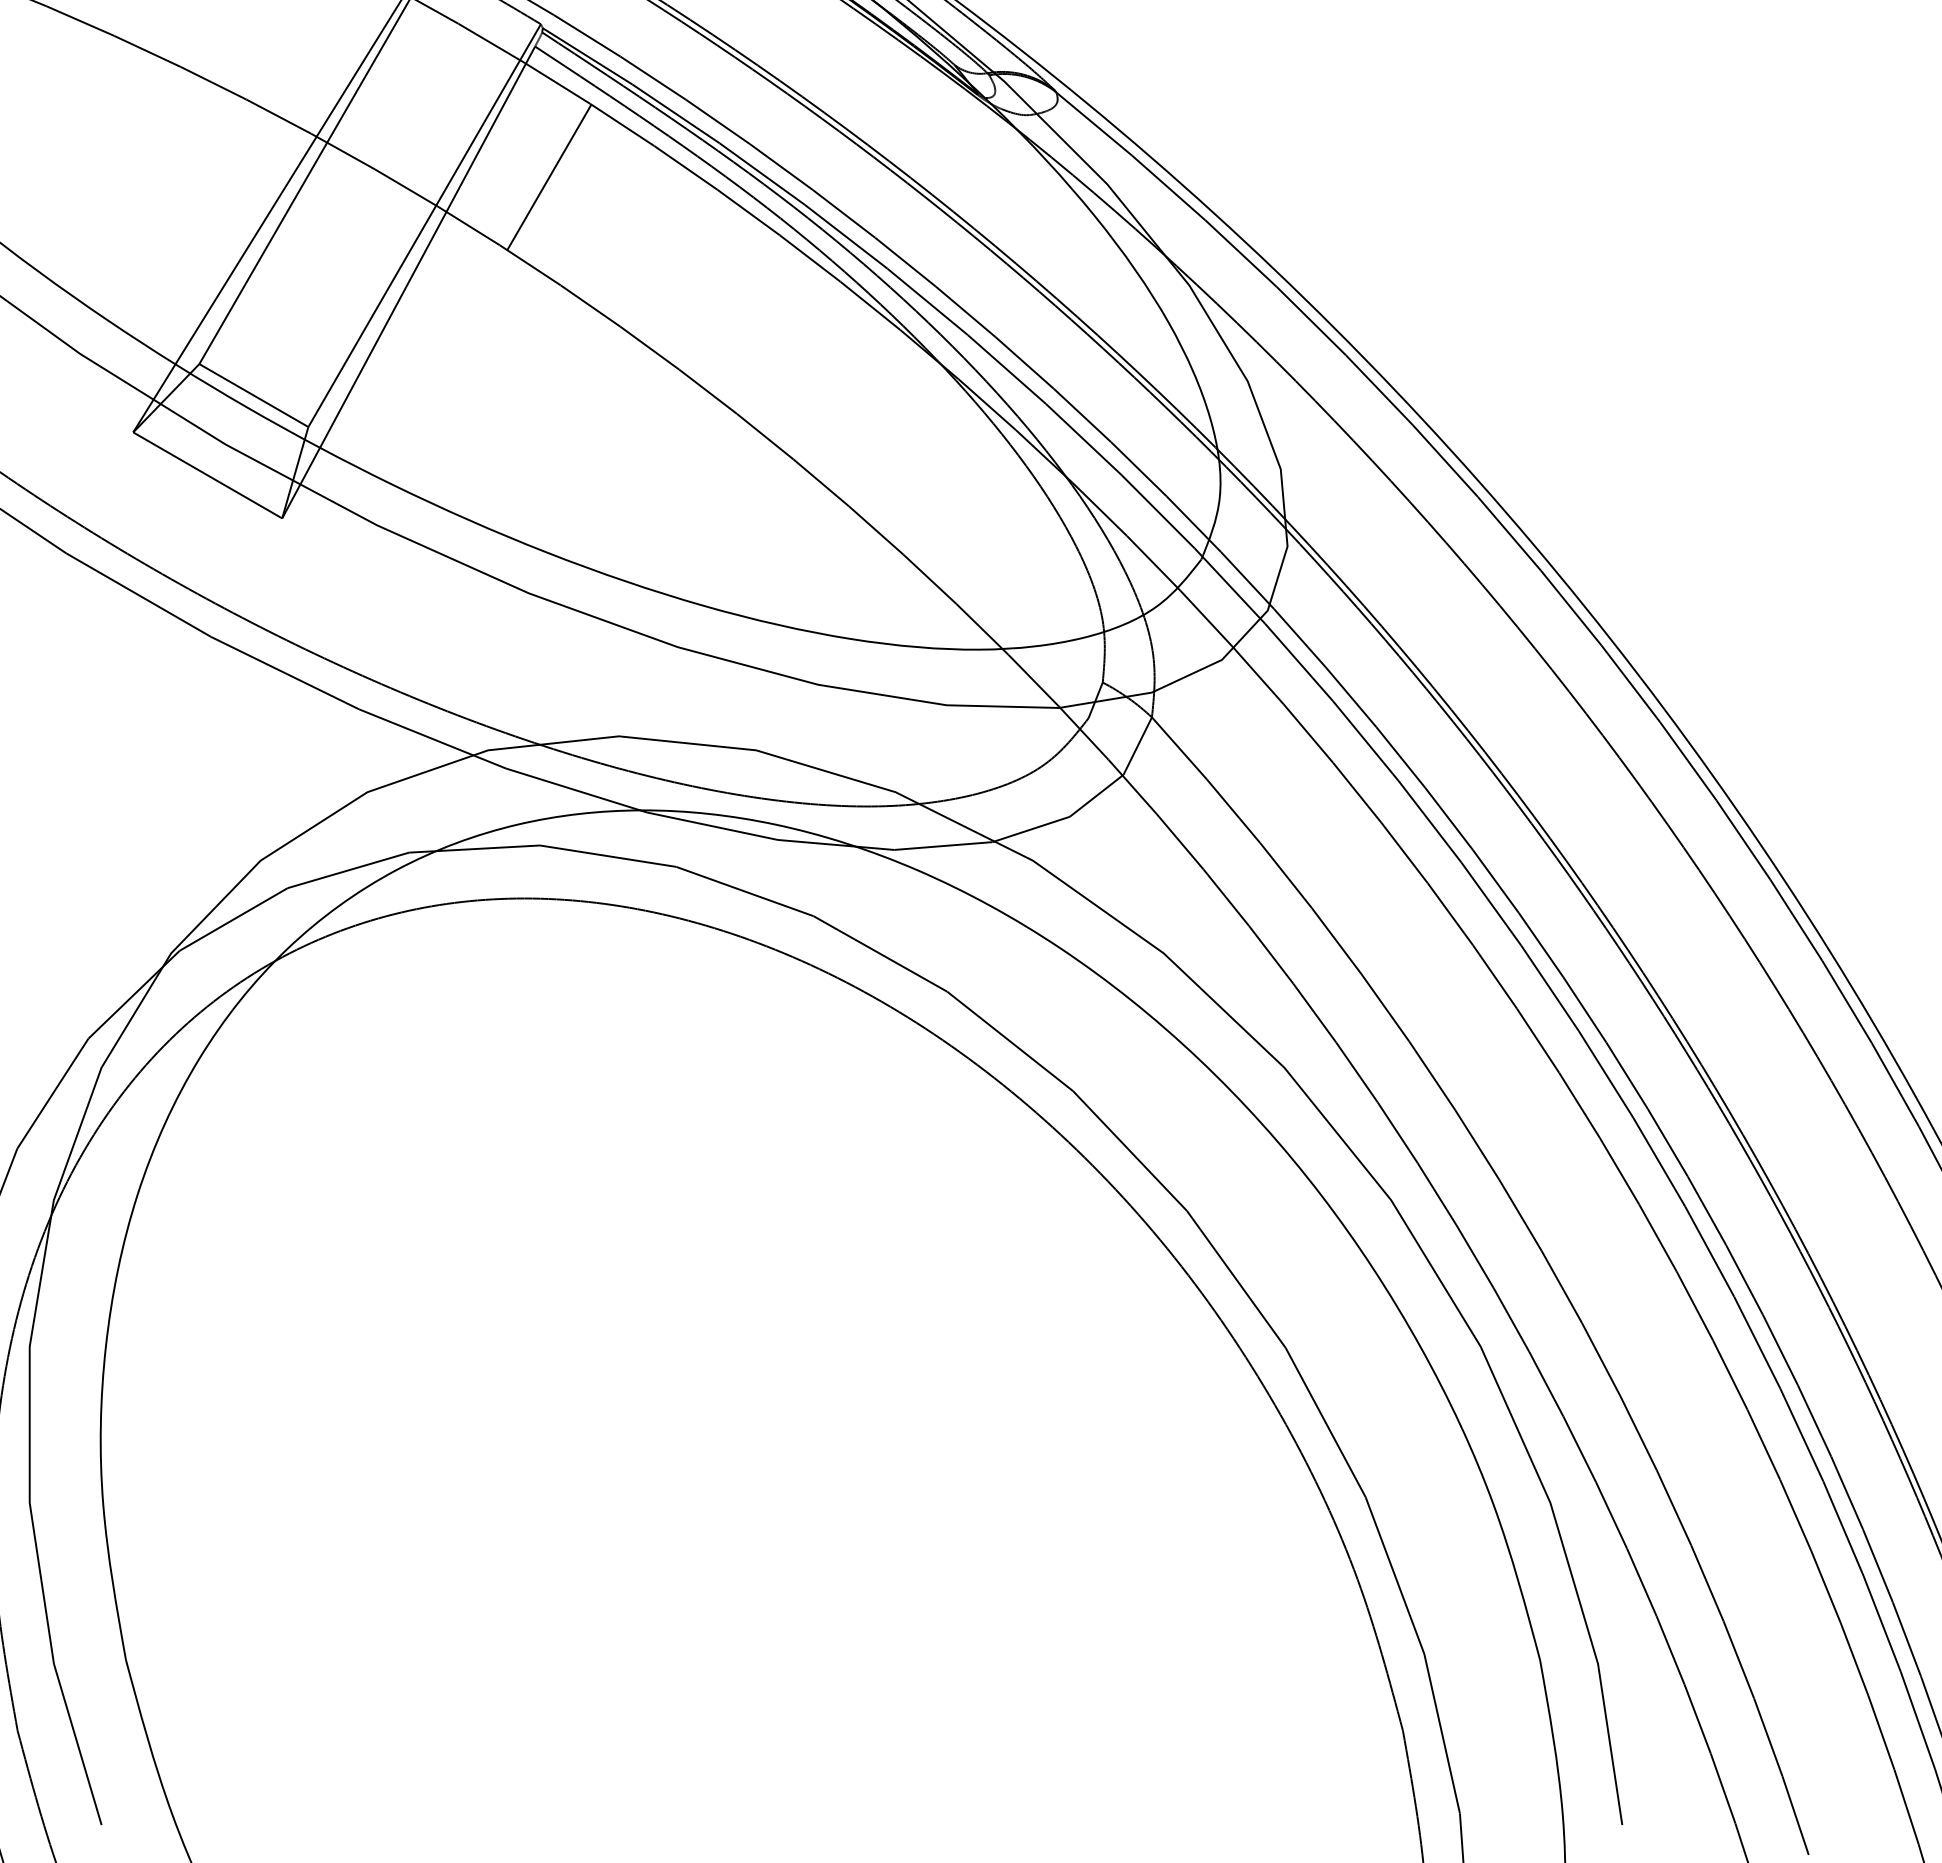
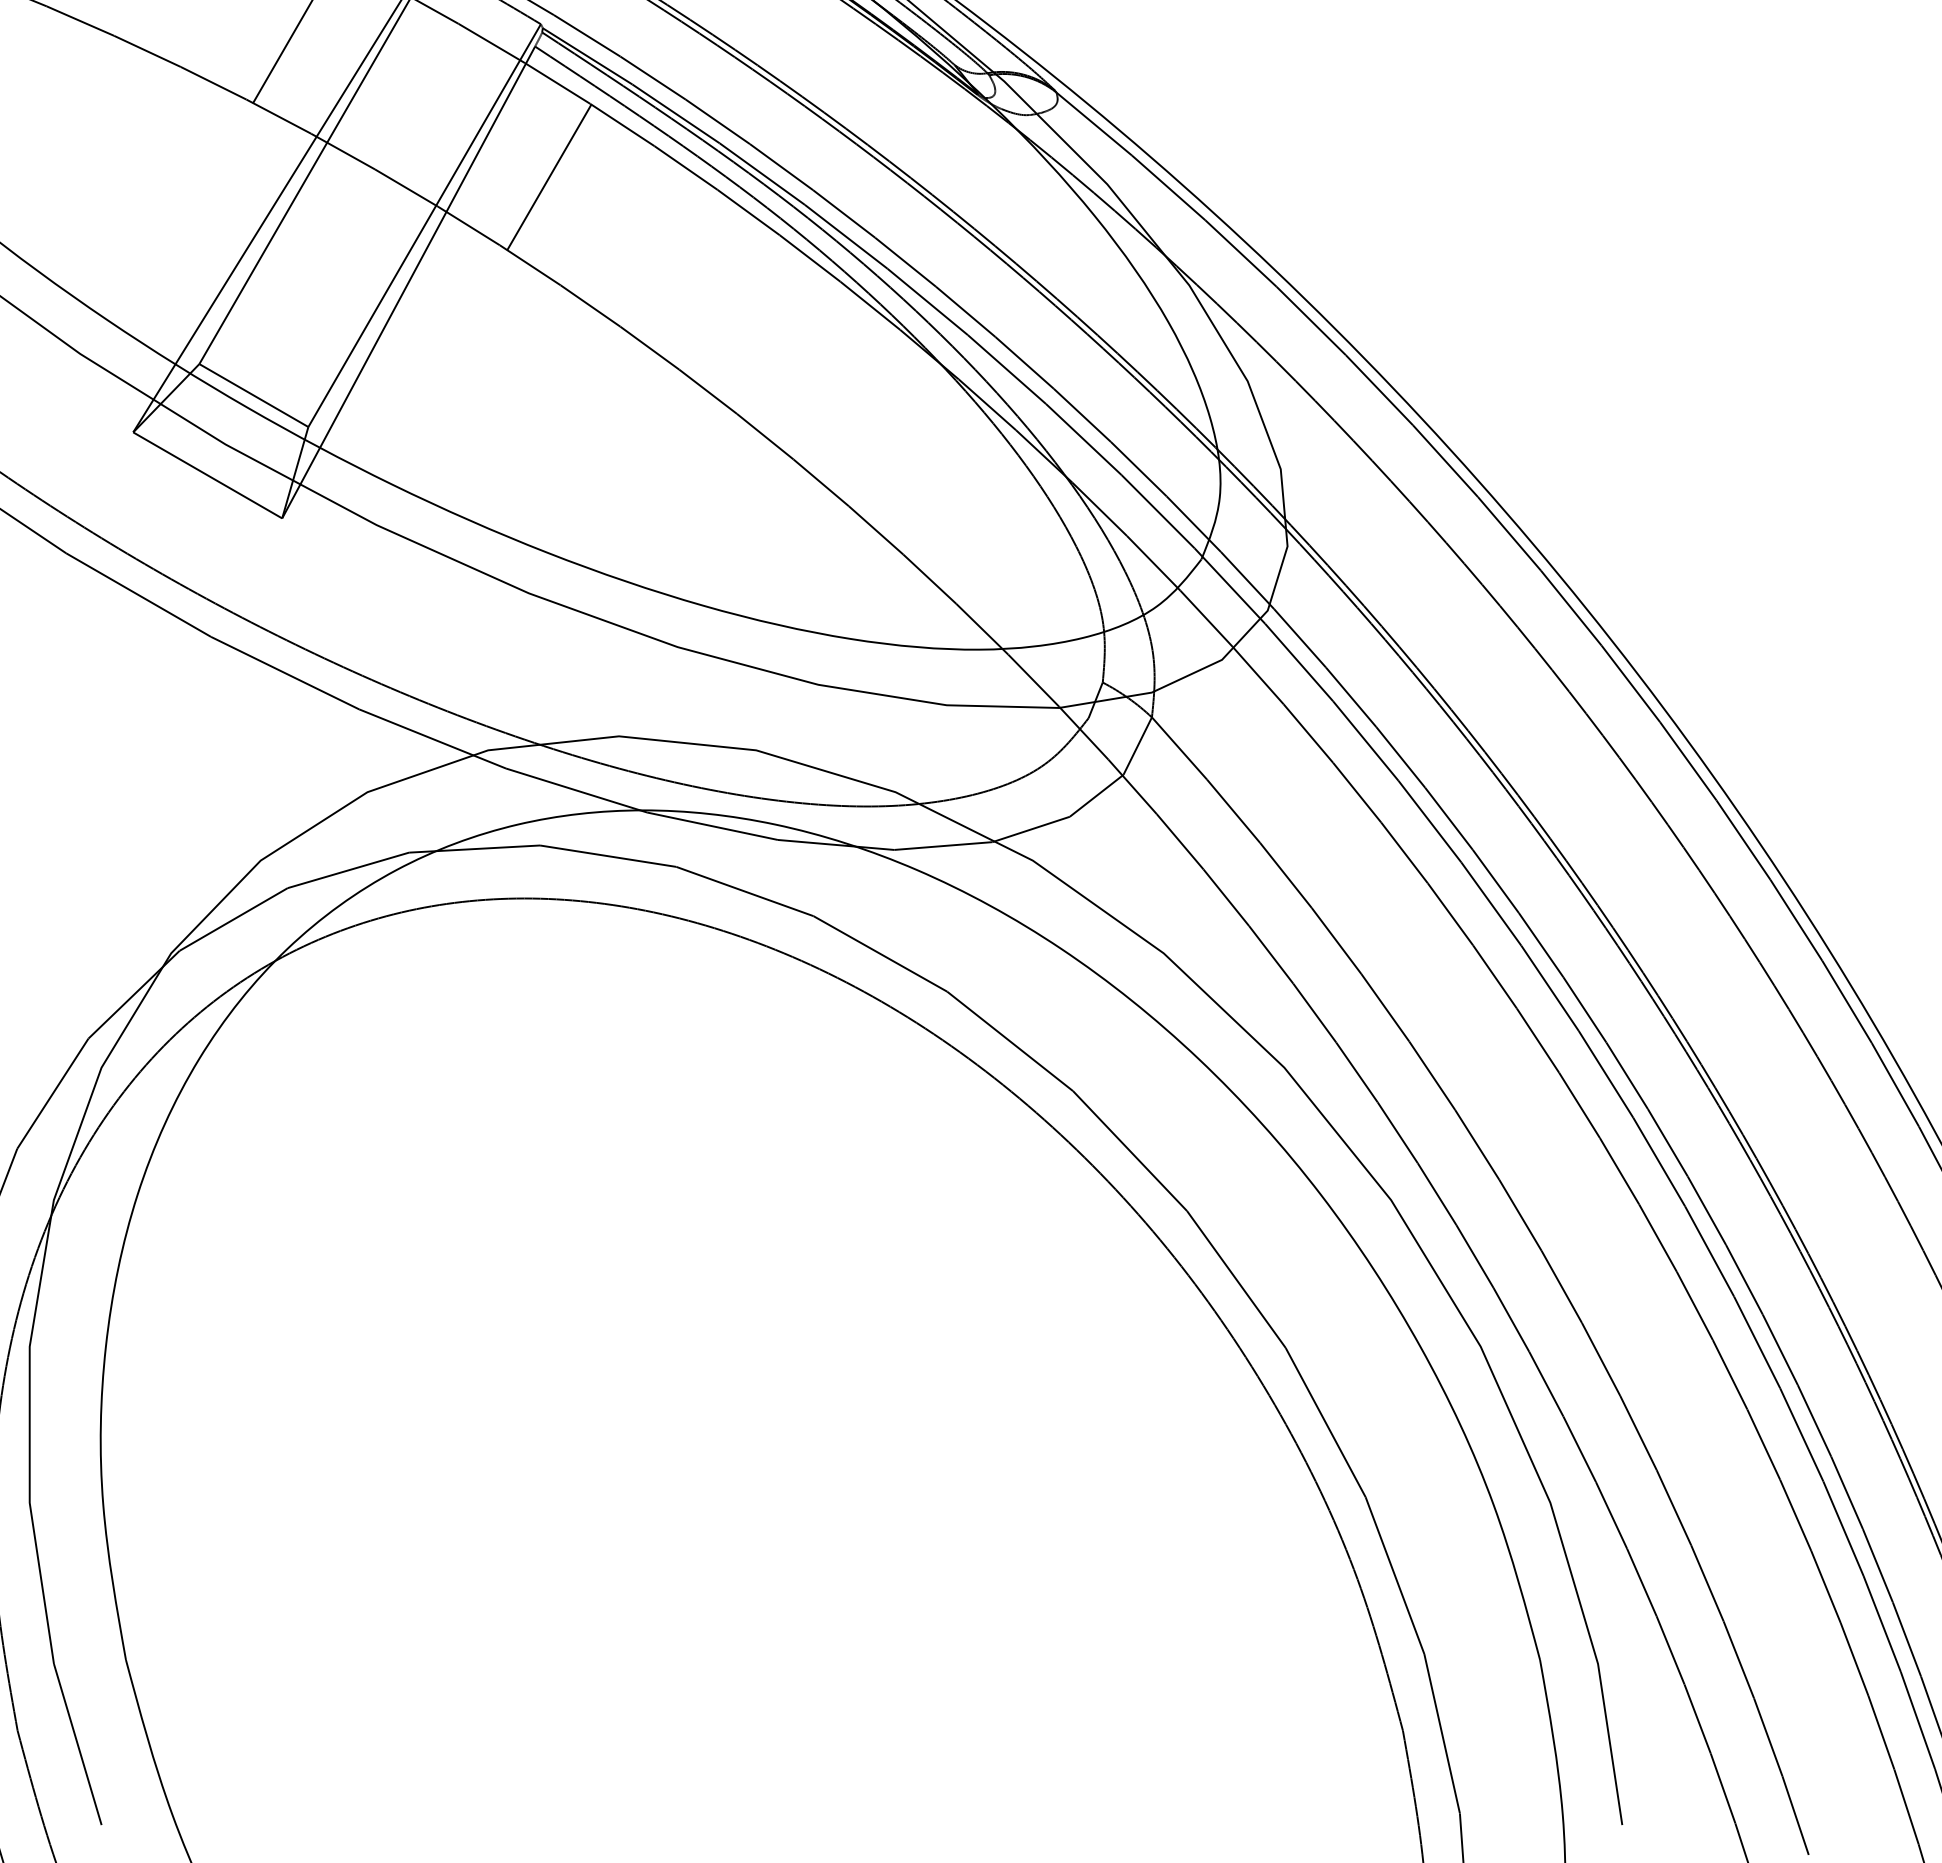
line: none -> present (281, 52)
